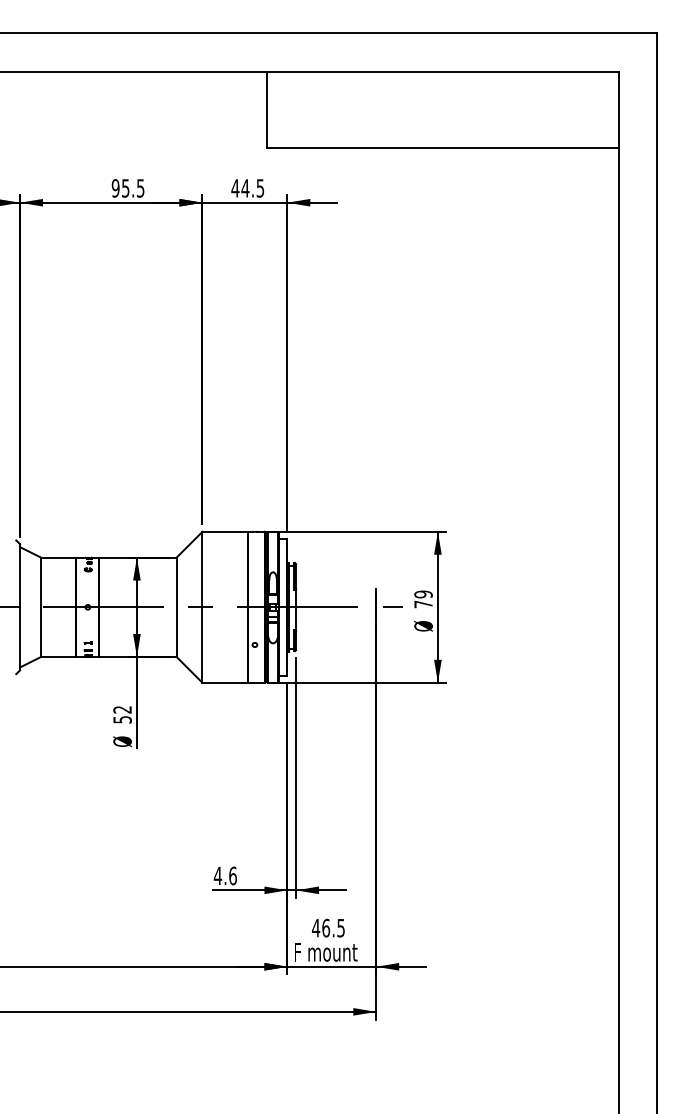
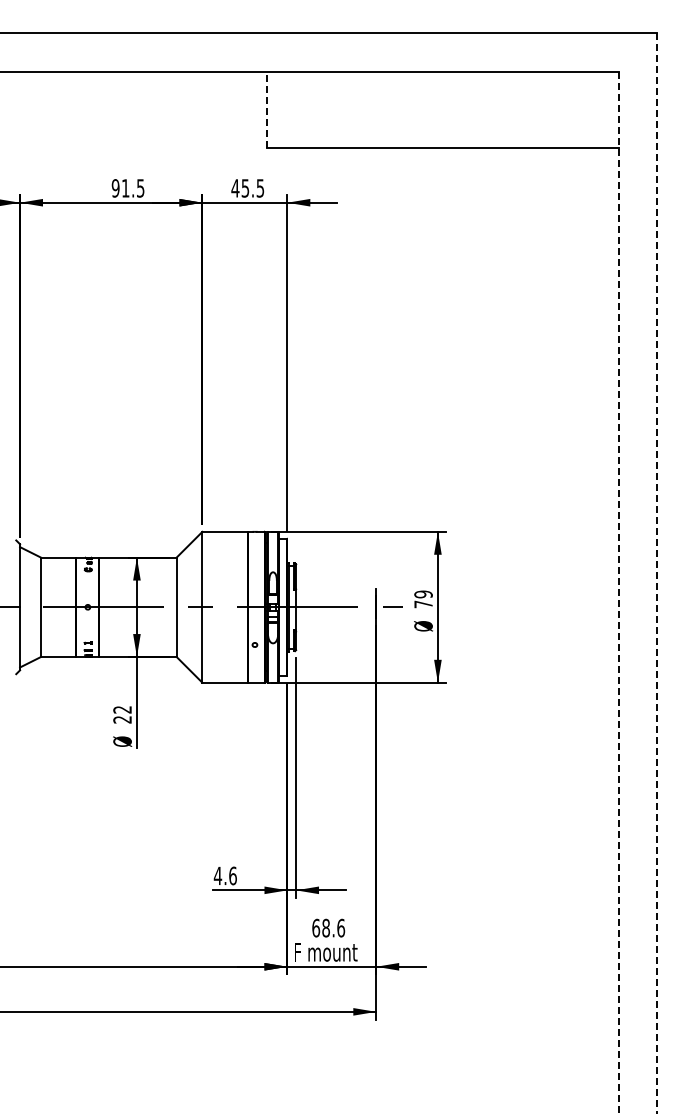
line: solid -> dashed (267, 109)
text: 95.5 -> 91.5 (125, 188)
text: 44.5 -> 45.5 (245, 188)
line: solid -> dashed (656, 573)
line: solid -> dashed (618, 592)
text: 52 -> 22 (122, 719)
text: 46.5 -> 68.6 (328, 927)
